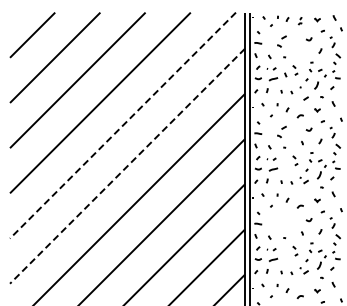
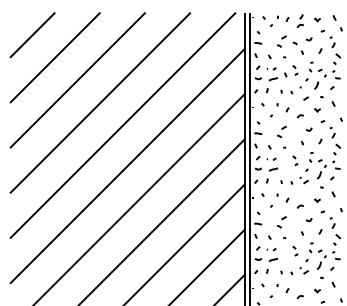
part size: 6x9 px -> 8x14 px (299, 20)
part: none -> present (297, 47)
line: dashed -> solid (122, 125)
line: dashed -> solid (127, 166)
part: none -> present (281, 222)
